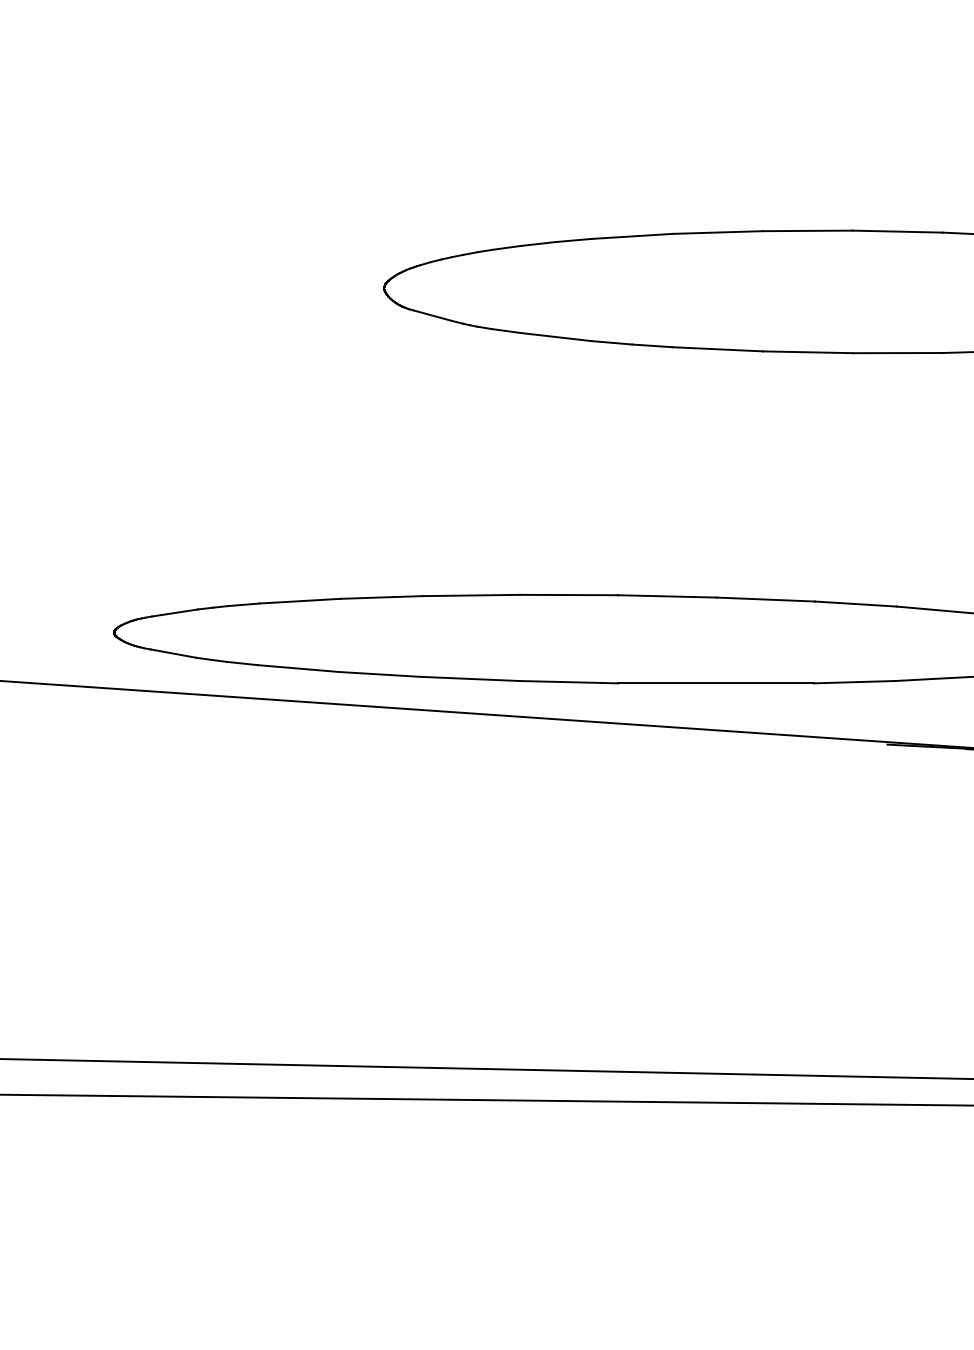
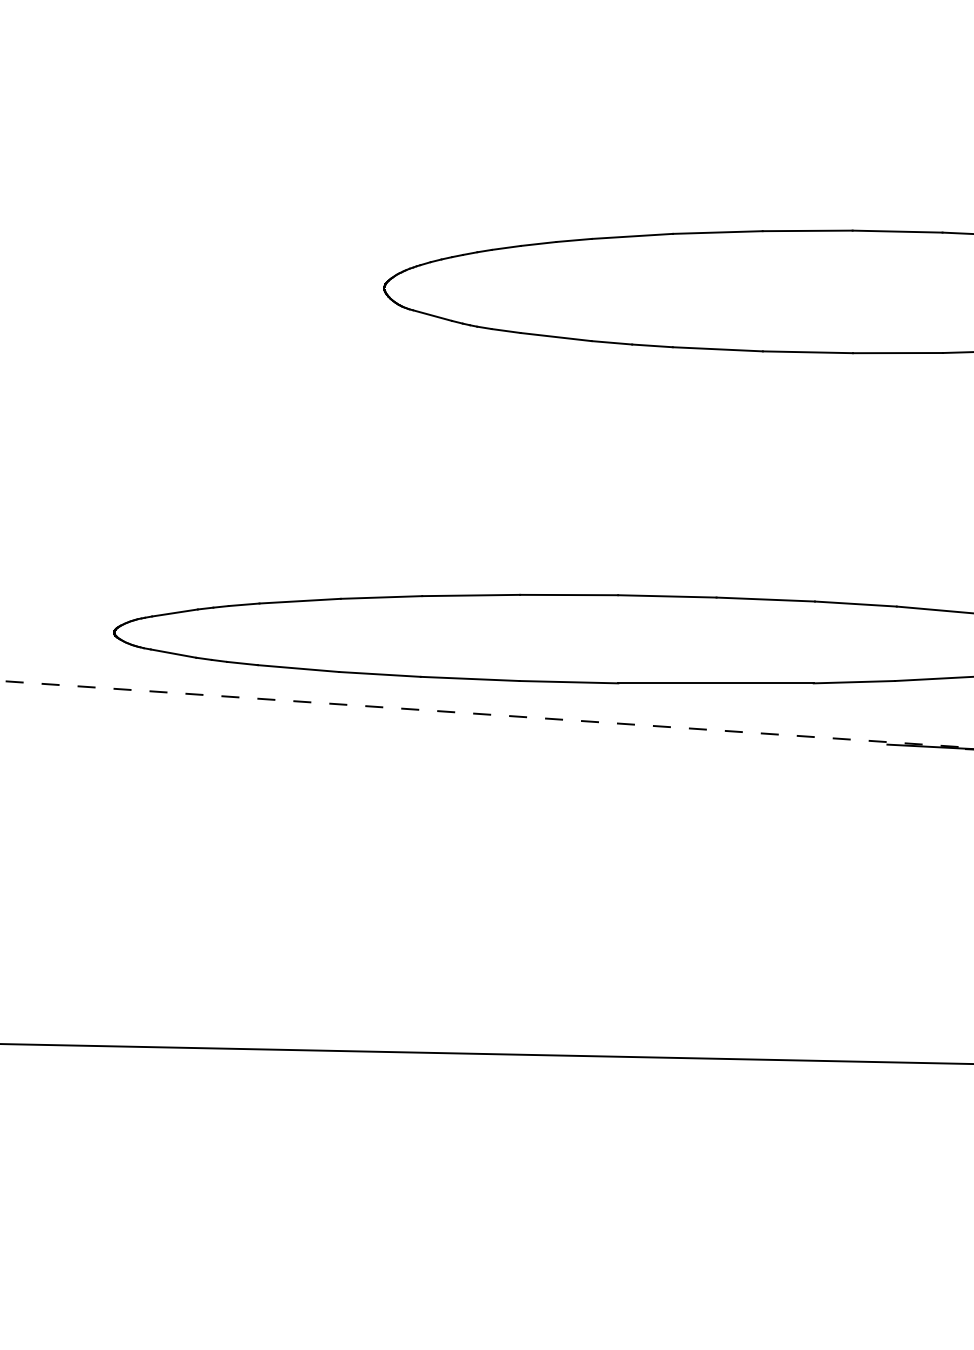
line: solid -> dashed (487, 714)
line position: (486, 1068) -> (486, 1053) (486, 1053)
line: present -> none (486, 1099)
